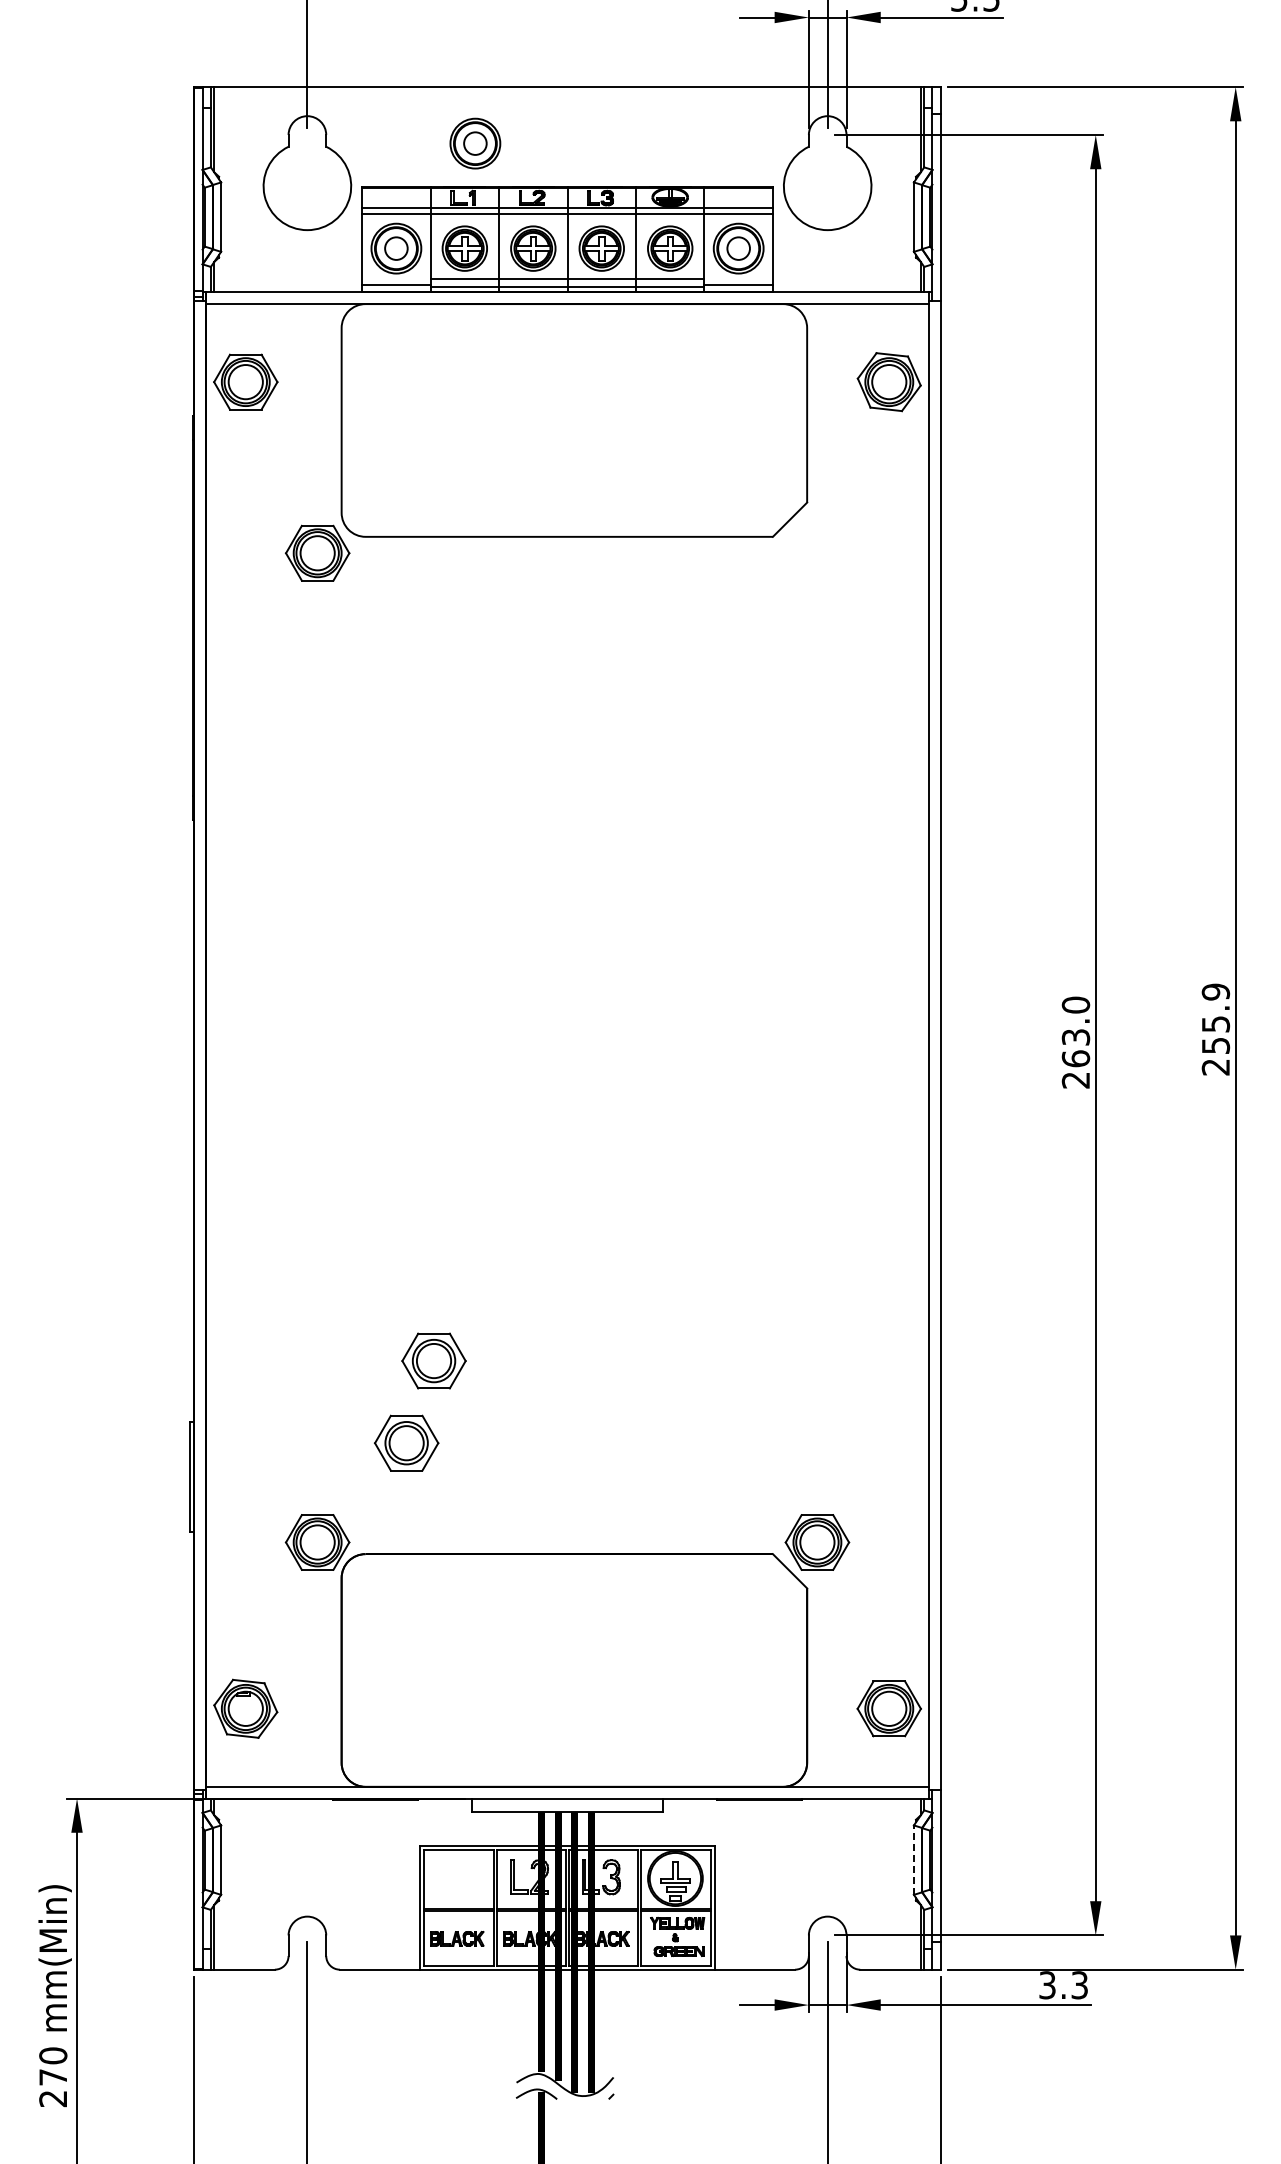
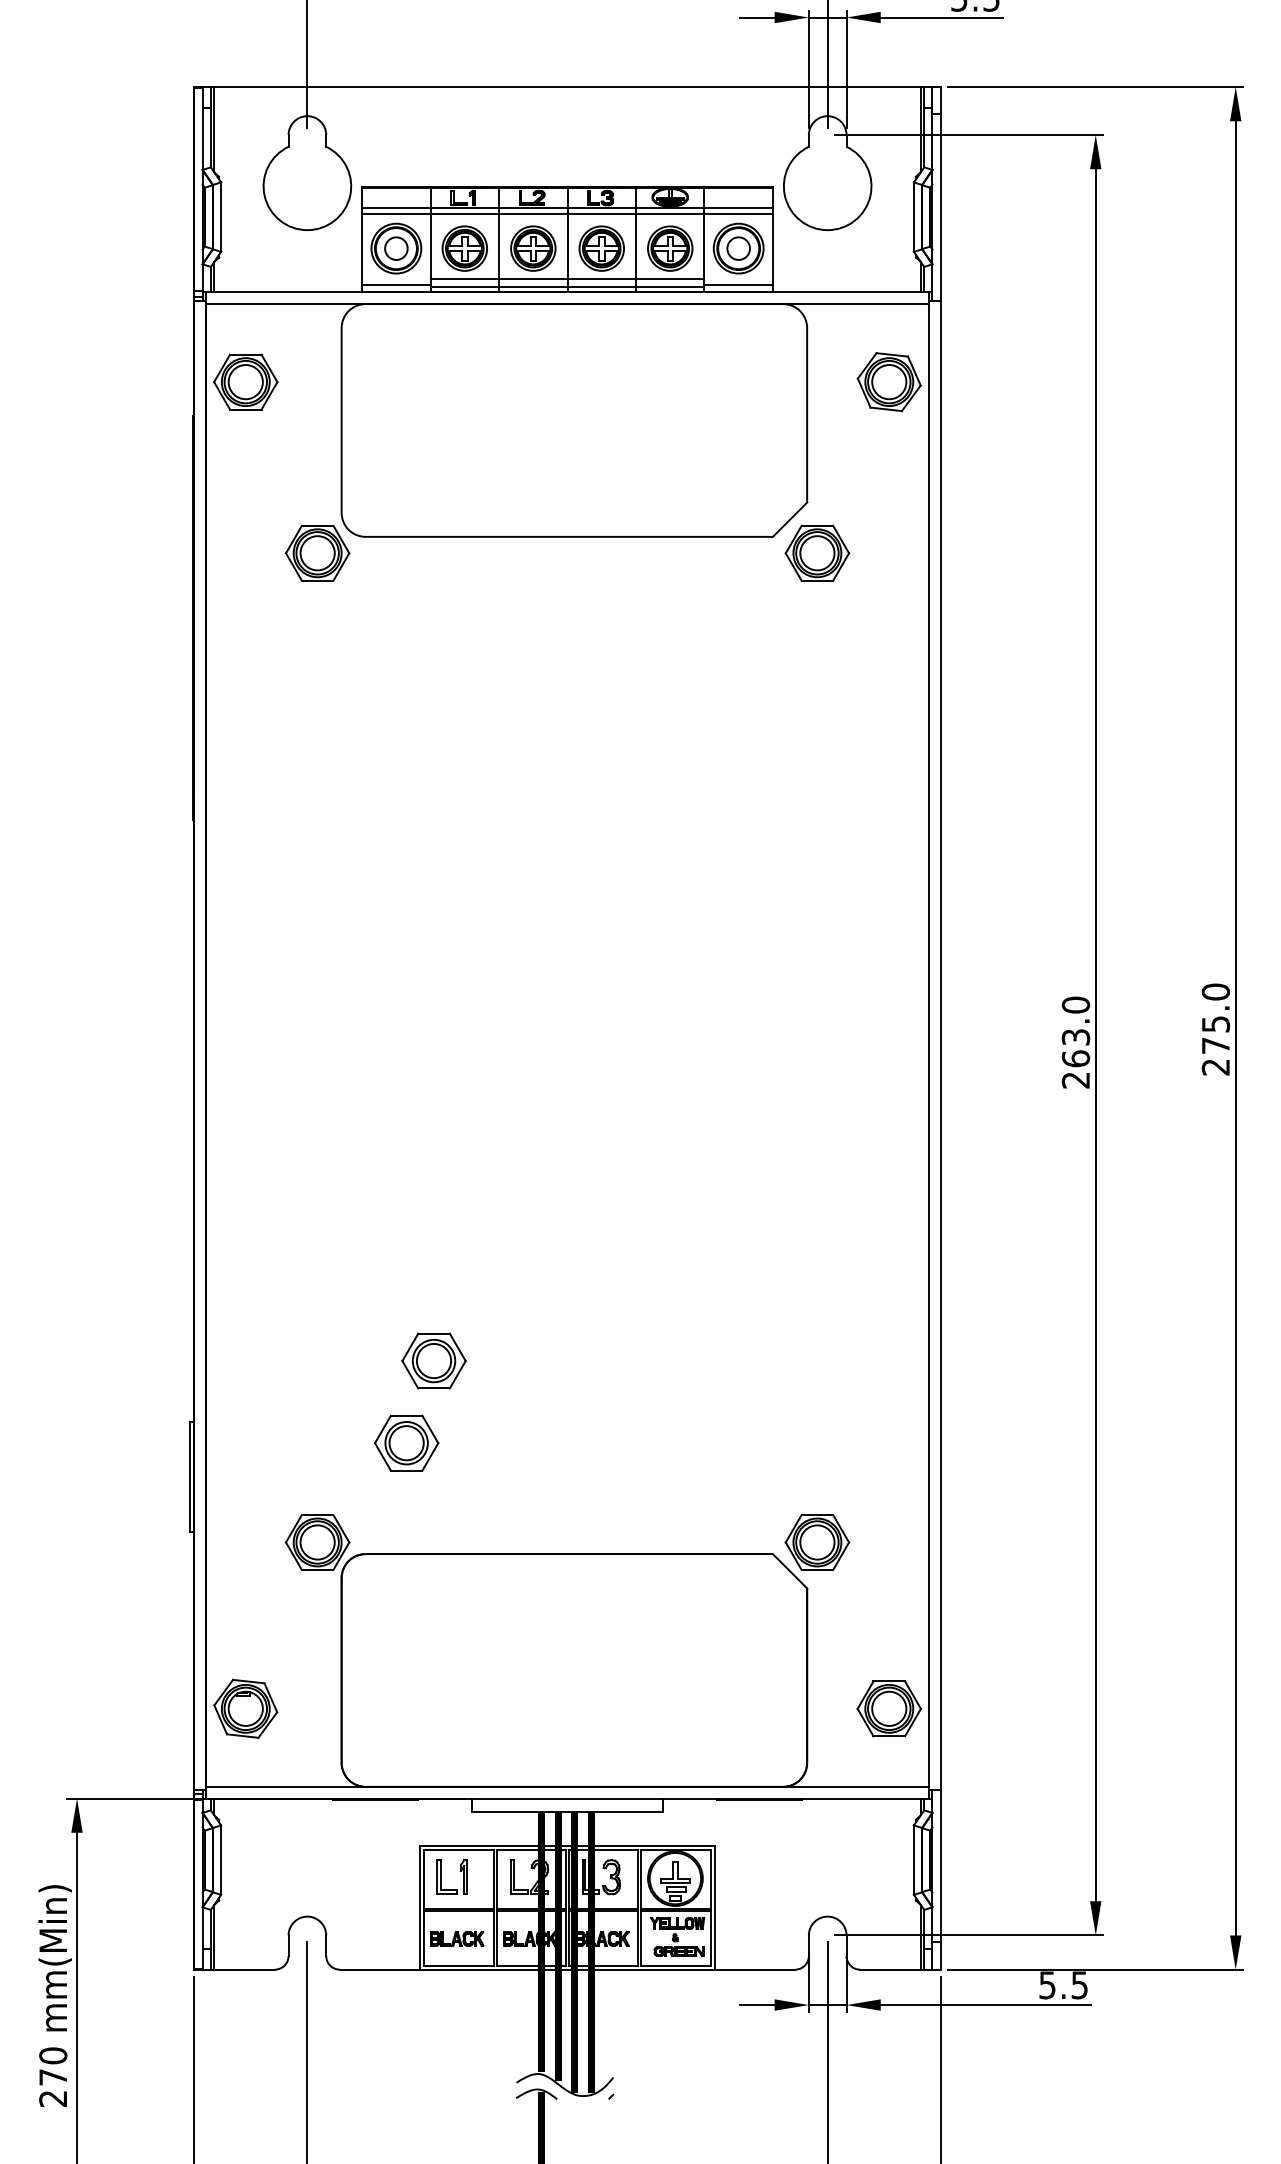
part: present -> none (475, 143)
part: none -> present (817, 552)
text: 255.9 -> 275.0 (1216, 1018)
line: dashed -> solid (913, 1860)
part: none -> present (441, 1876)
text: 3.3 -> 5.5 (1063, 1984)
